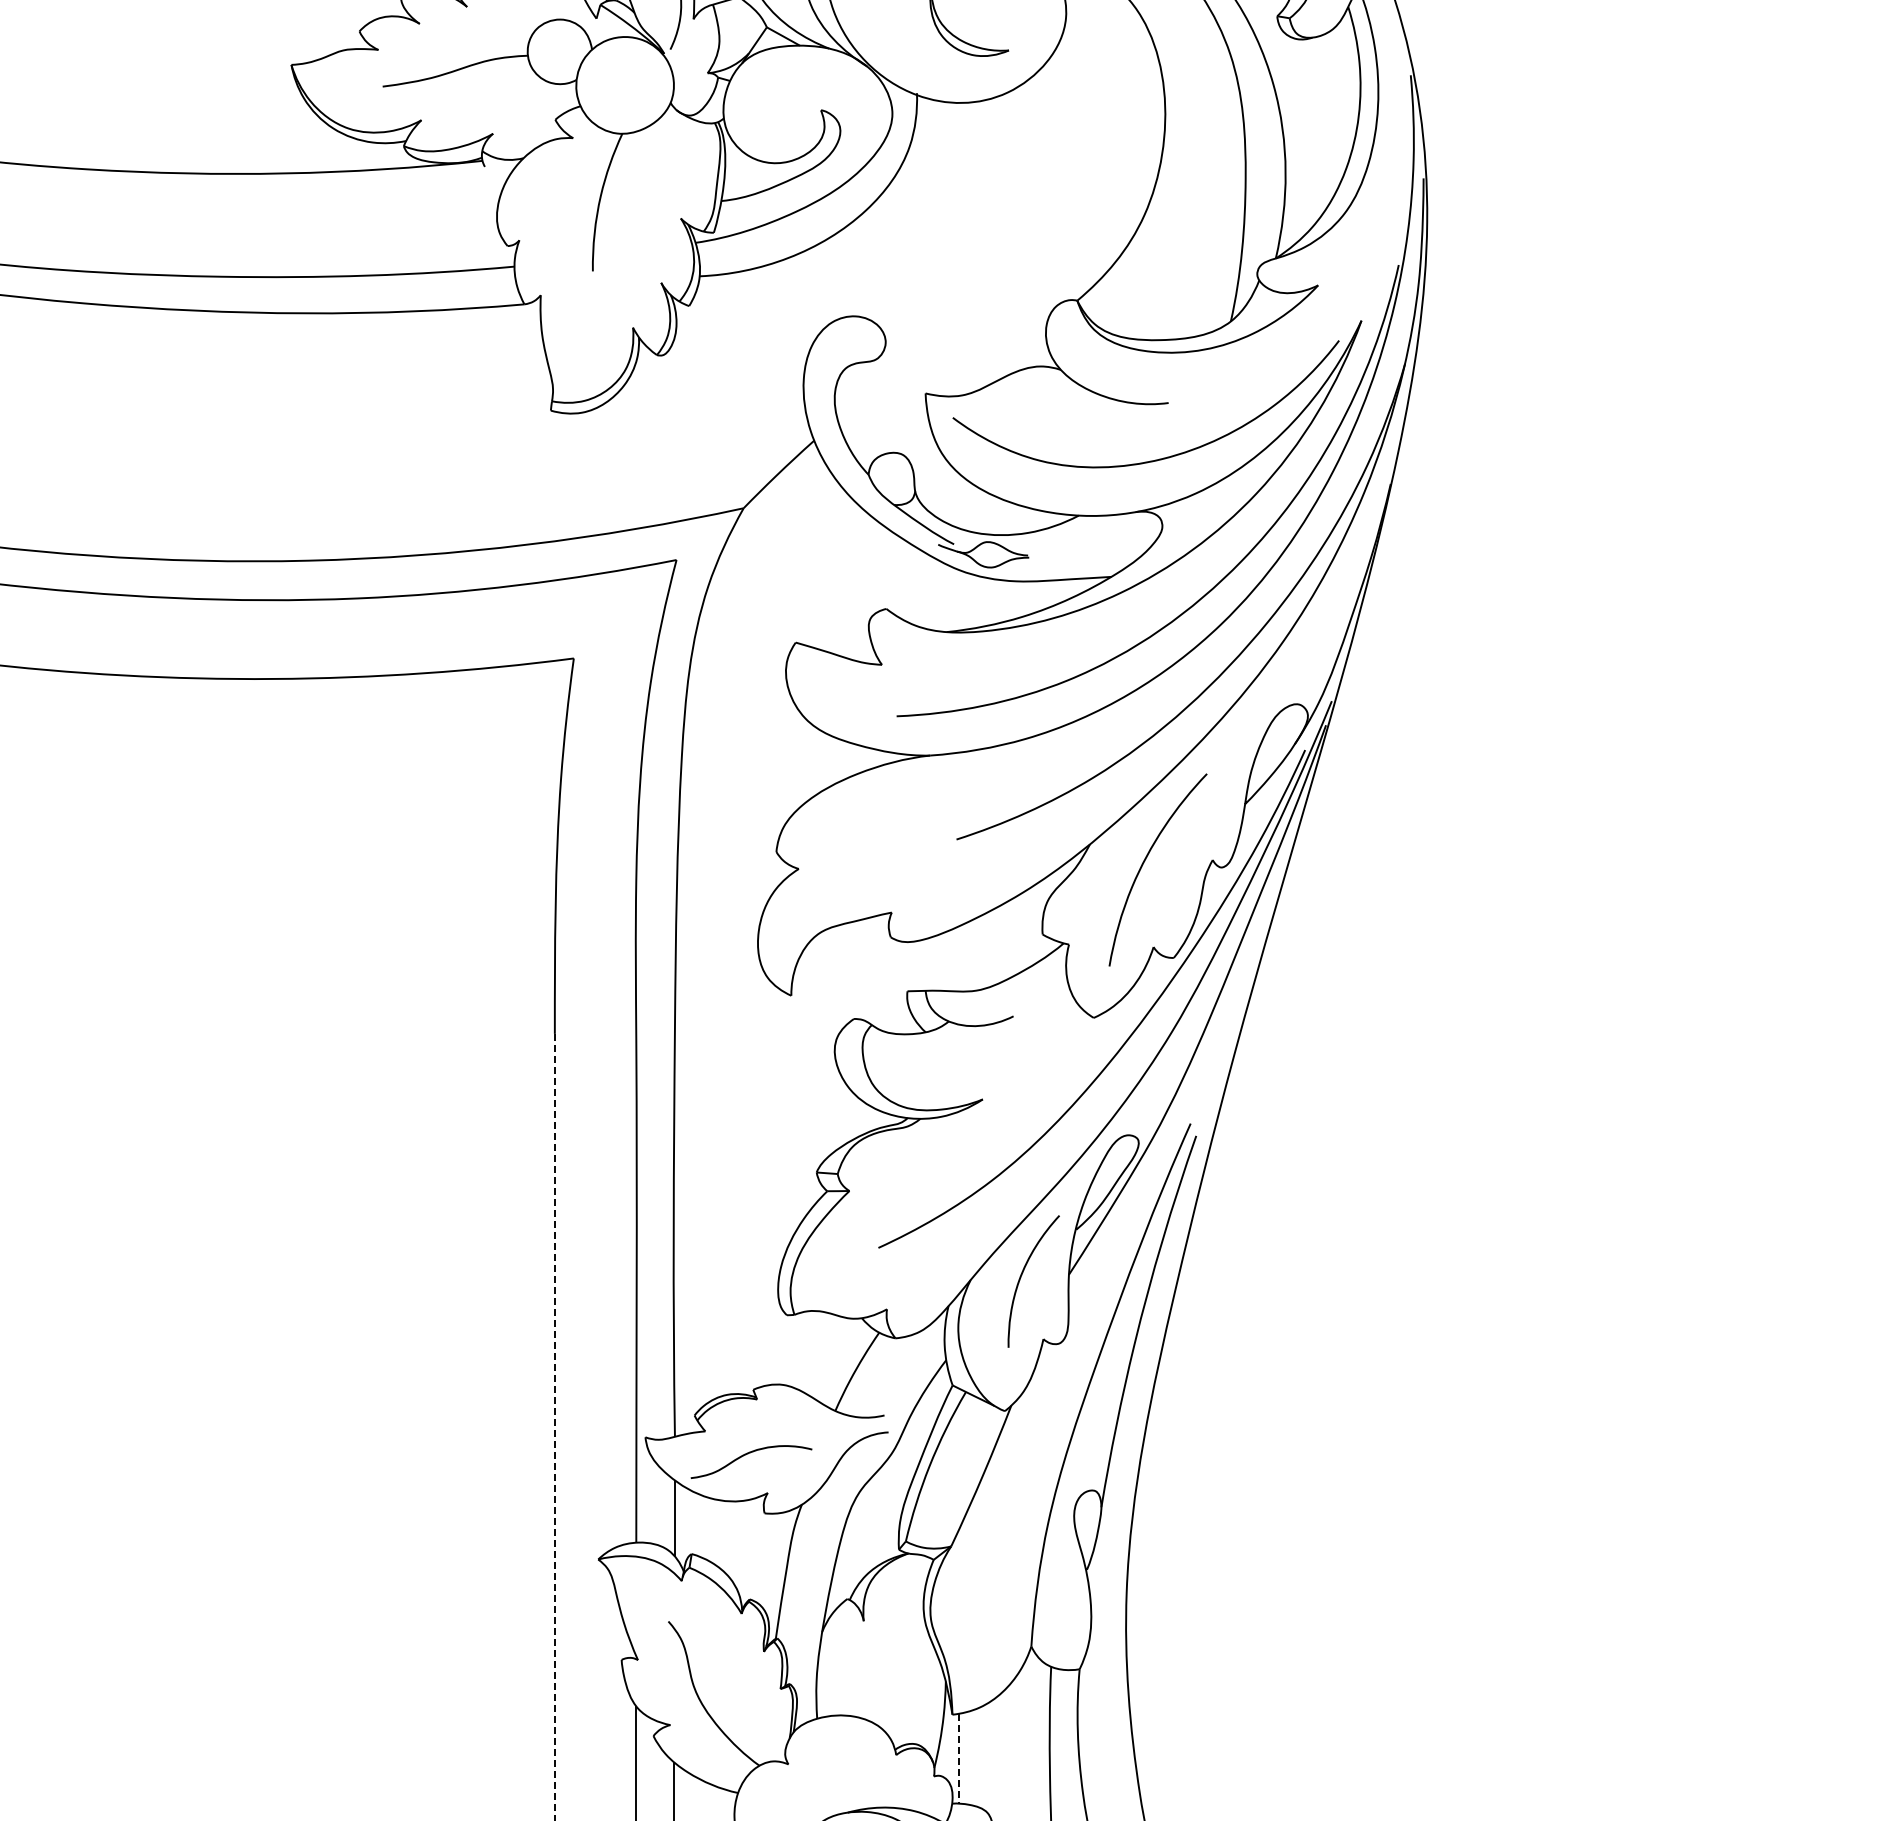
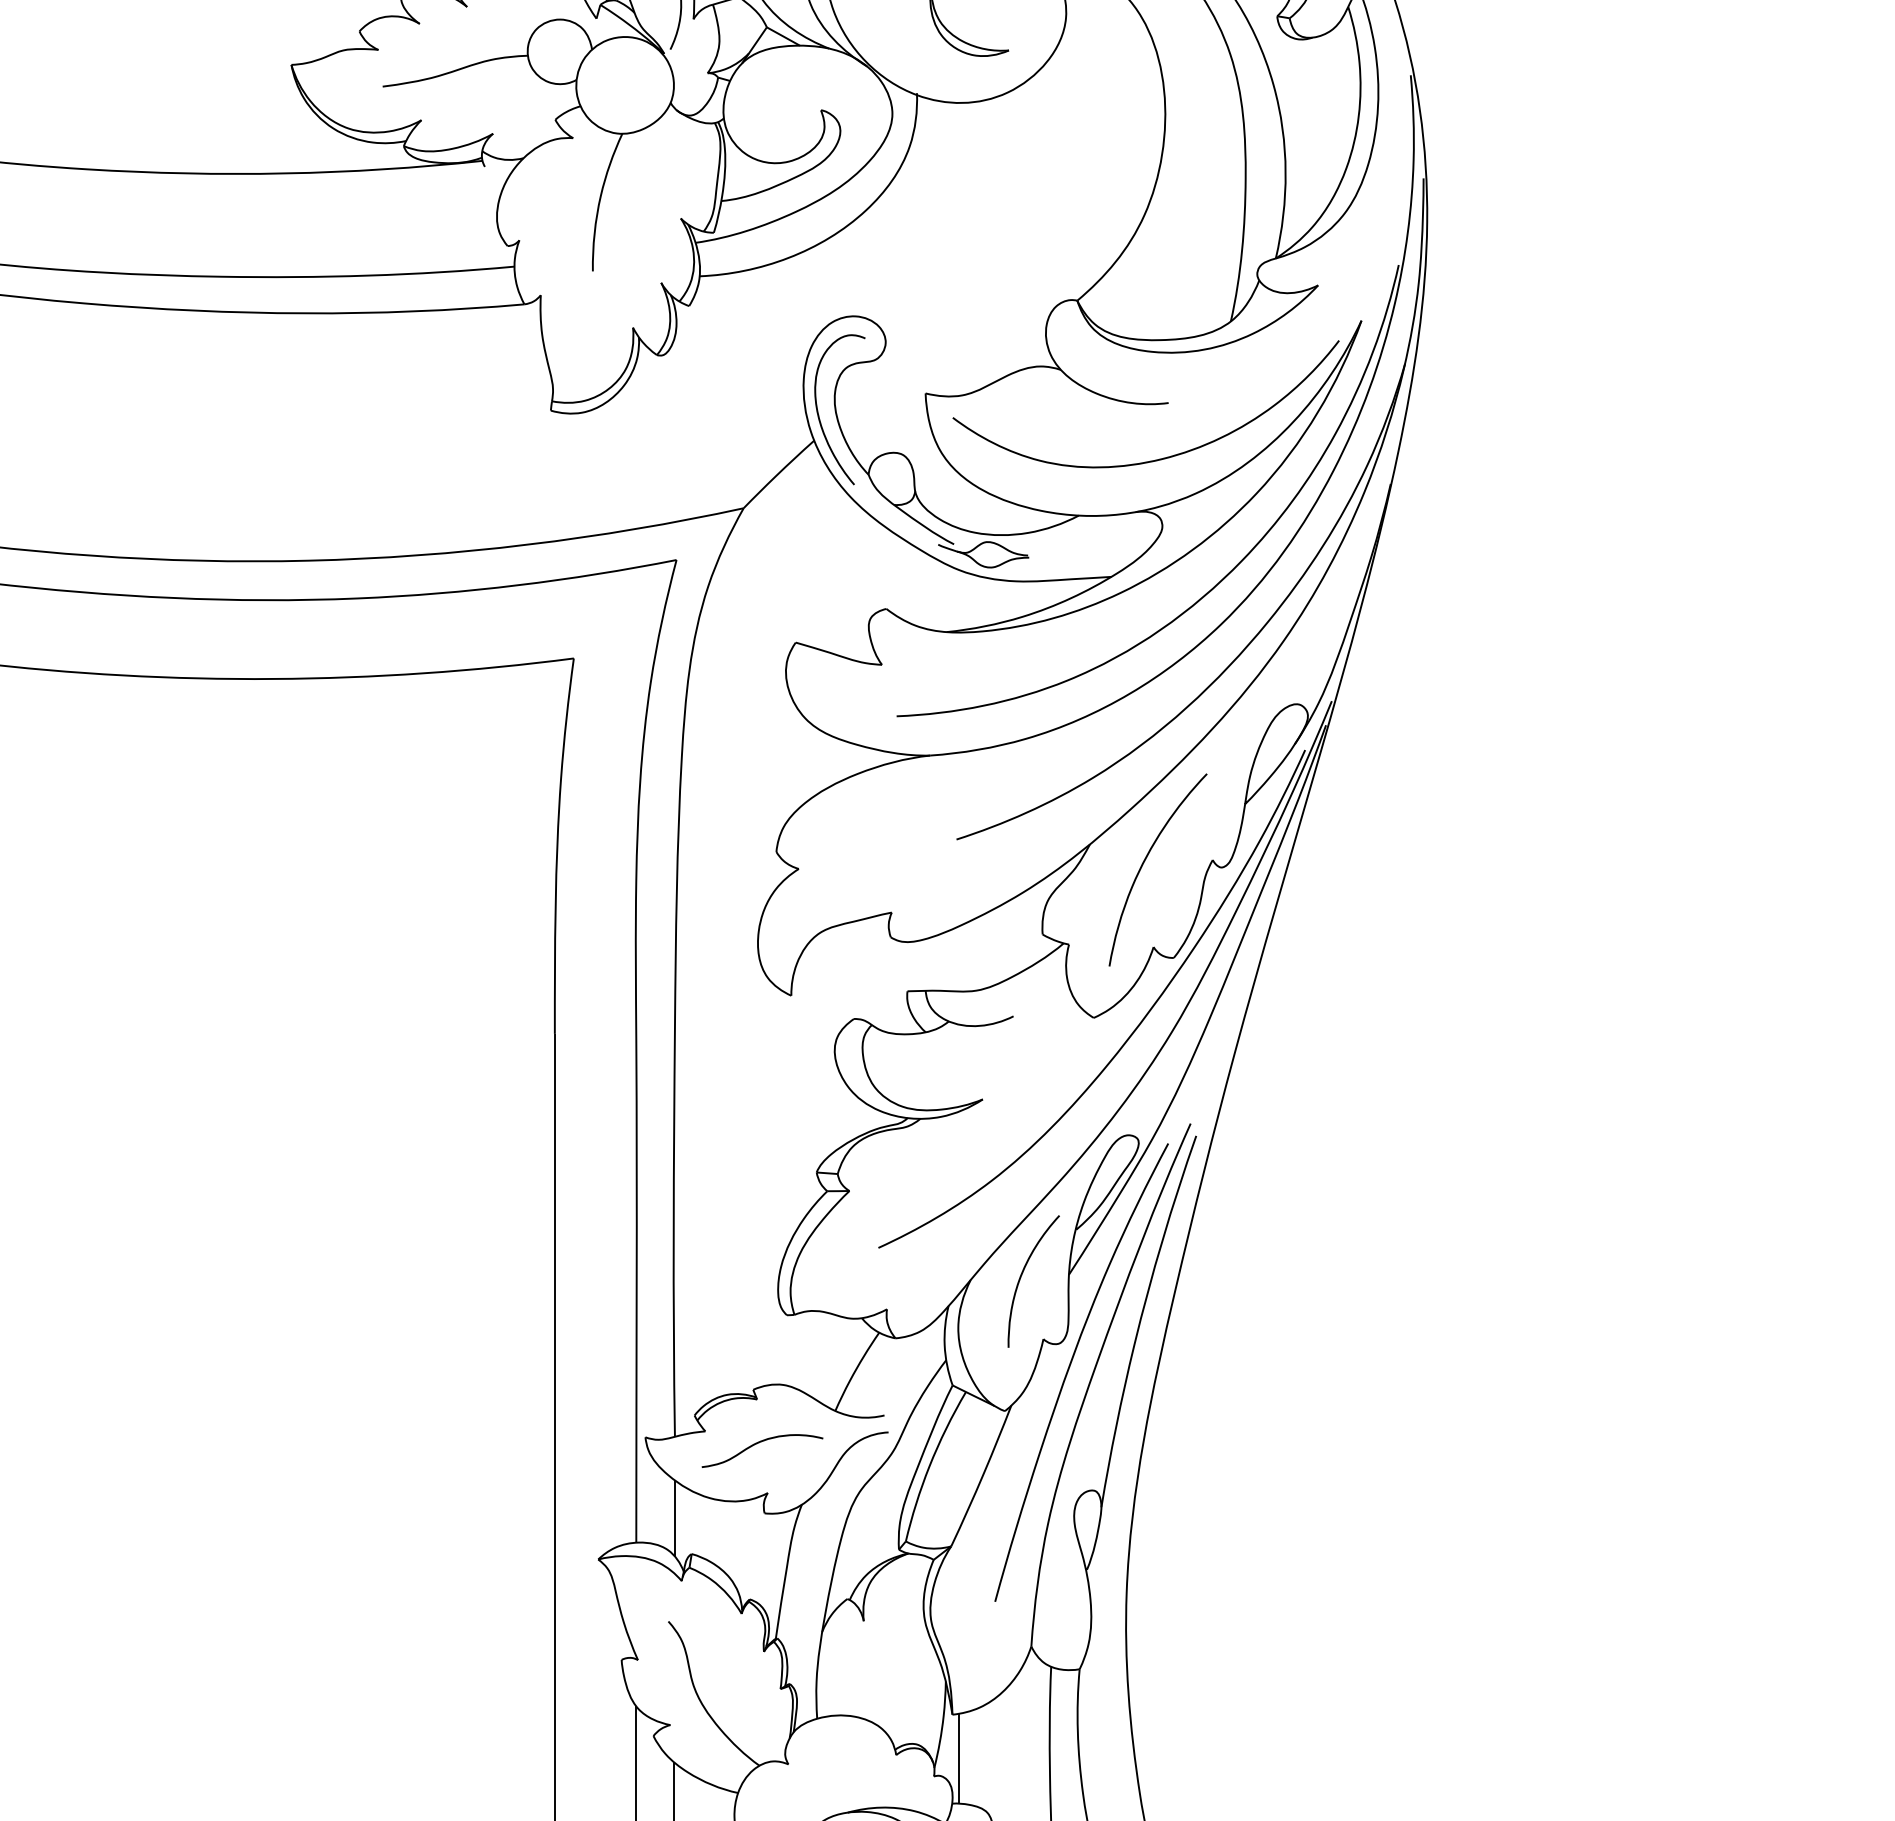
curve: none -> present (819, 415)
curve: none -> present (1070, 1367)
line: dashed -> solid (554, 1427)
curve position: (748, 1454) -> (759, 1443) (759, 1443)
line: dashed -> solid (958, 1758)
